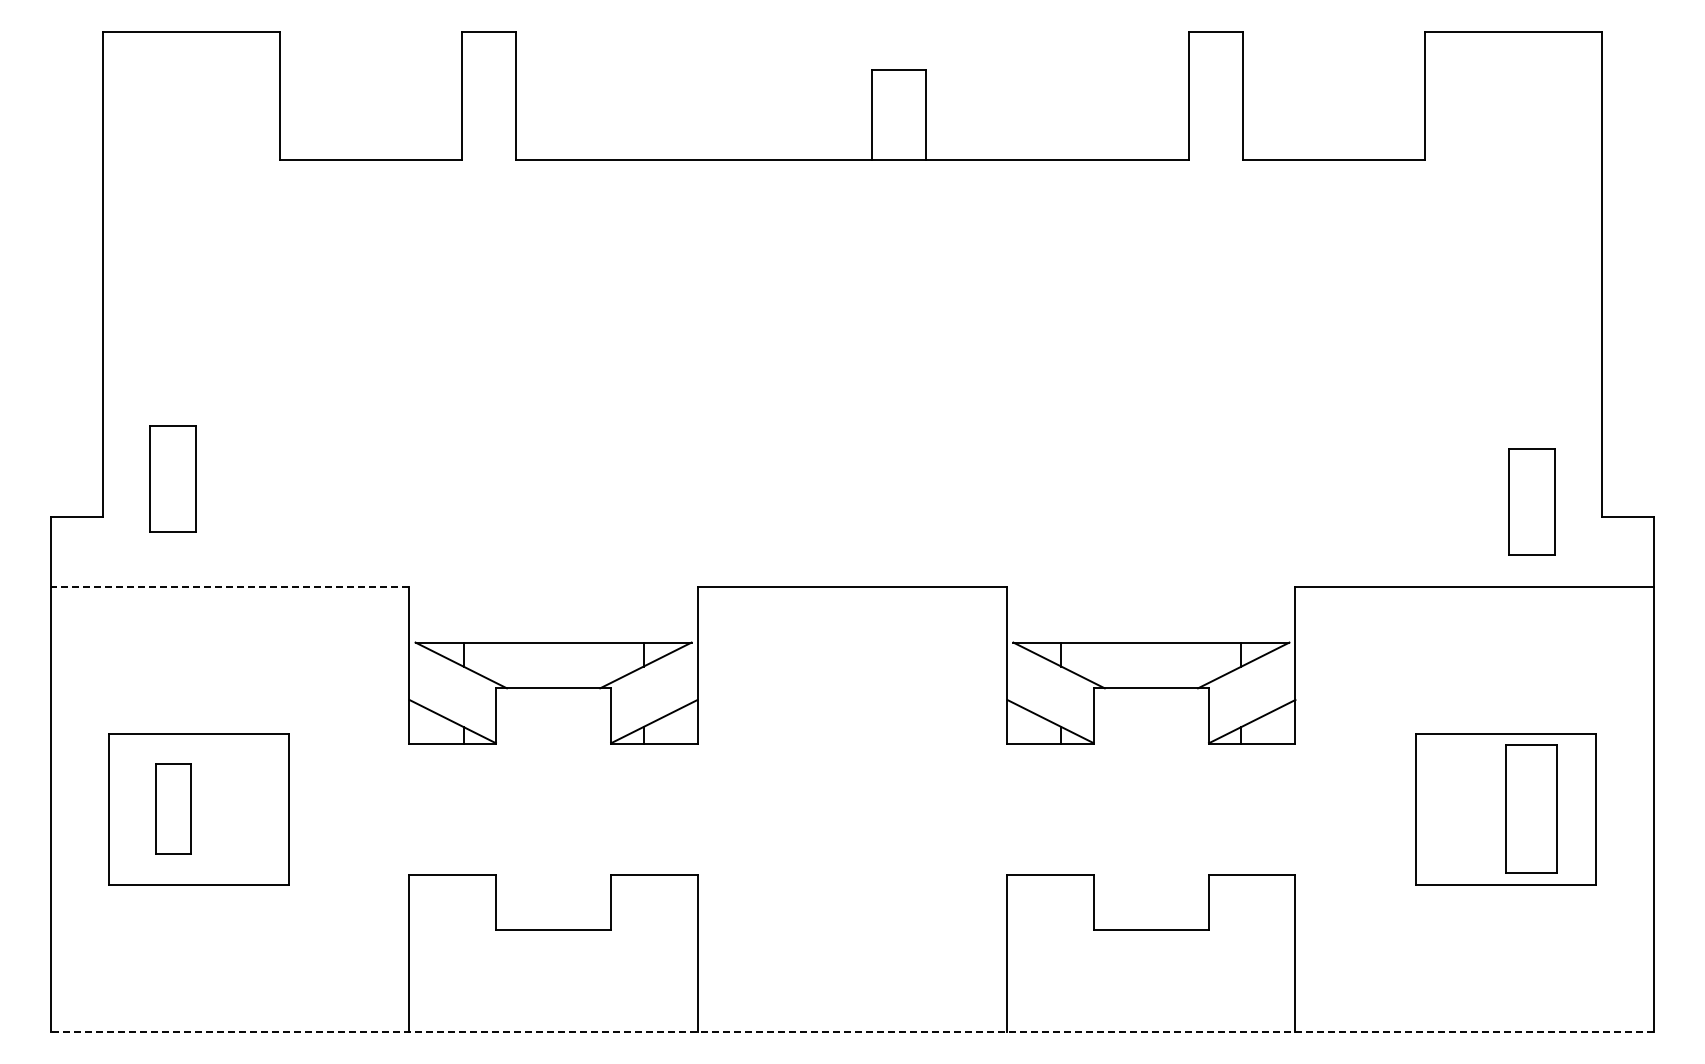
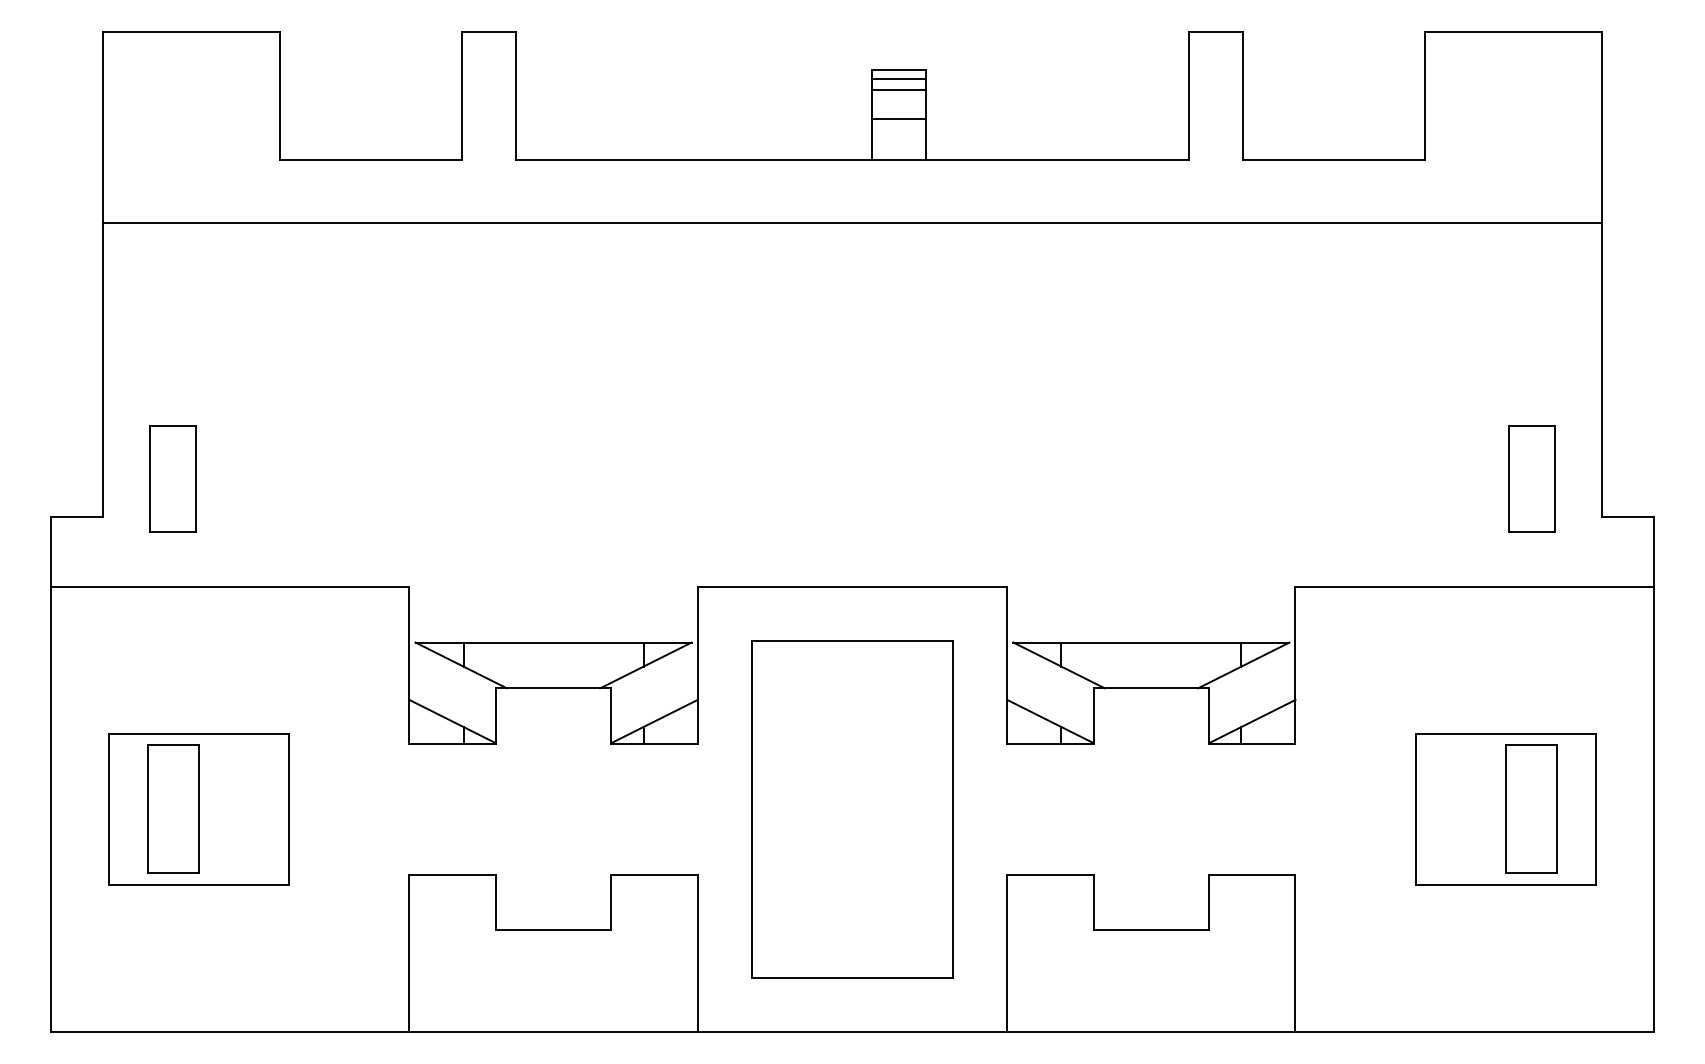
line: none -> present (899, 78)
line: none -> present (899, 90)
line: none -> present (899, 118)
line: none -> present (852, 223)
part position: (1531, 501) -> (1531, 478) (1531, 478)
line: dashed -> solid (229, 586)
part size: 37x92 px -> 53x130 px (173, 808)
part: none -> present (852, 809)
line: dashed -> solid (851, 1031)
